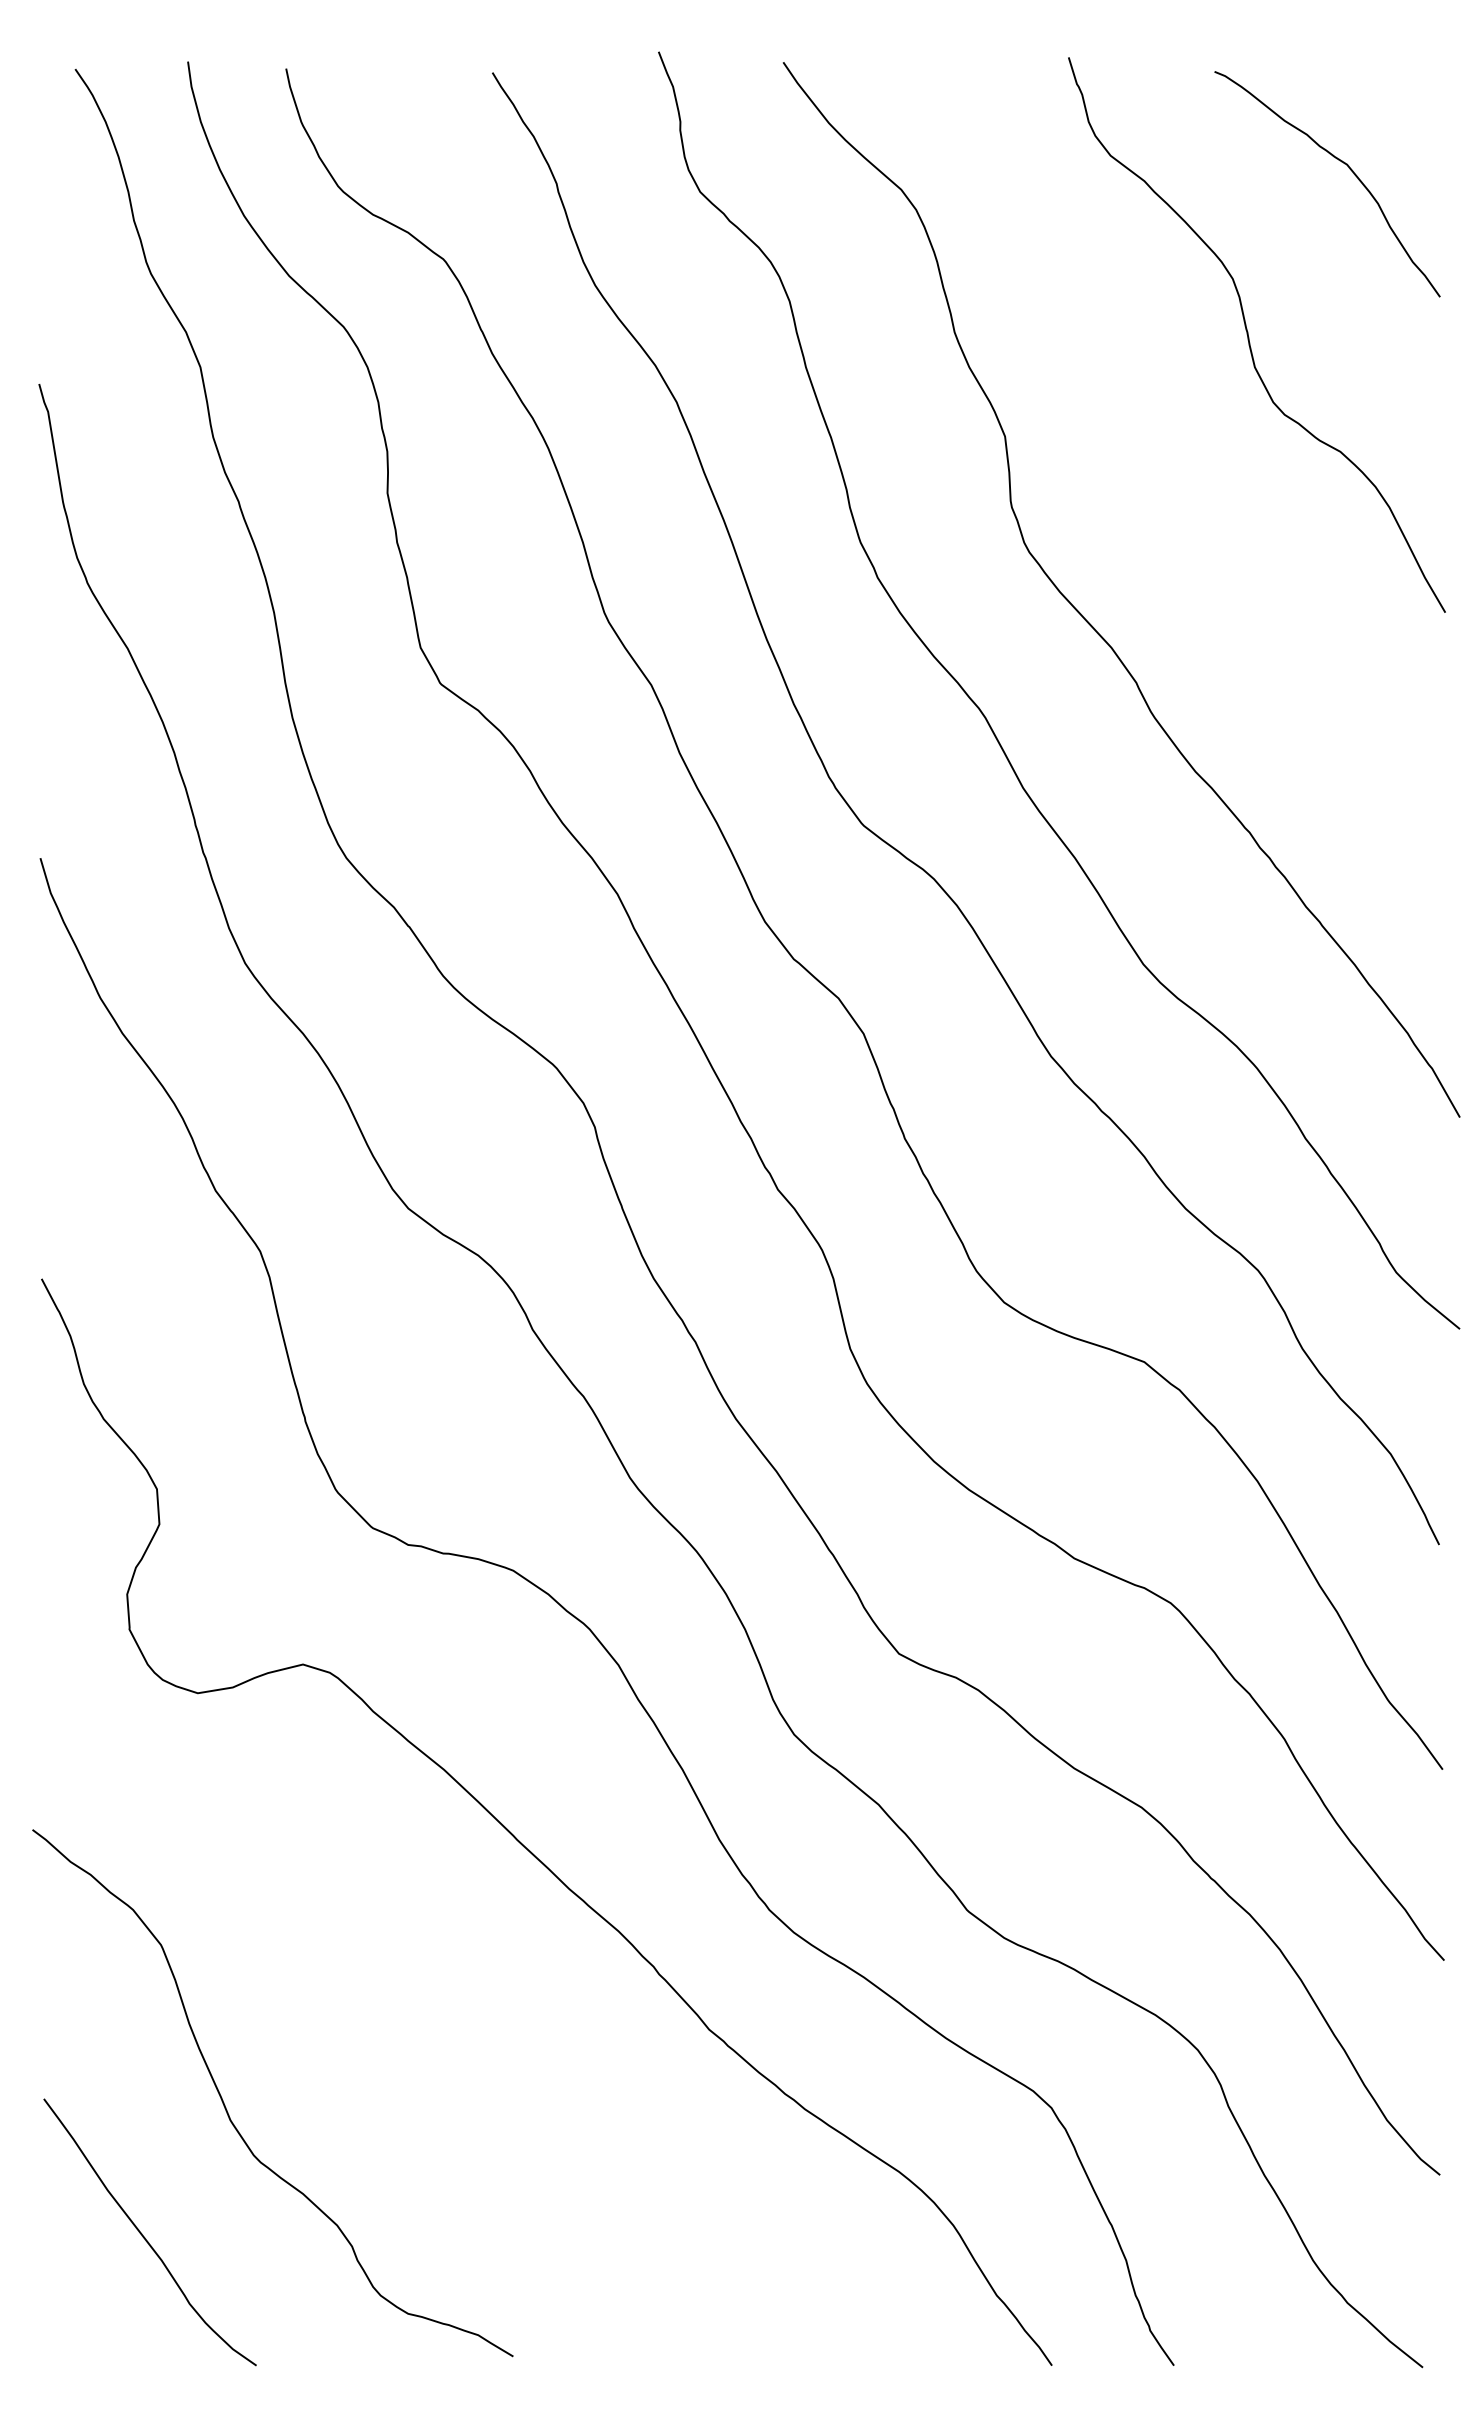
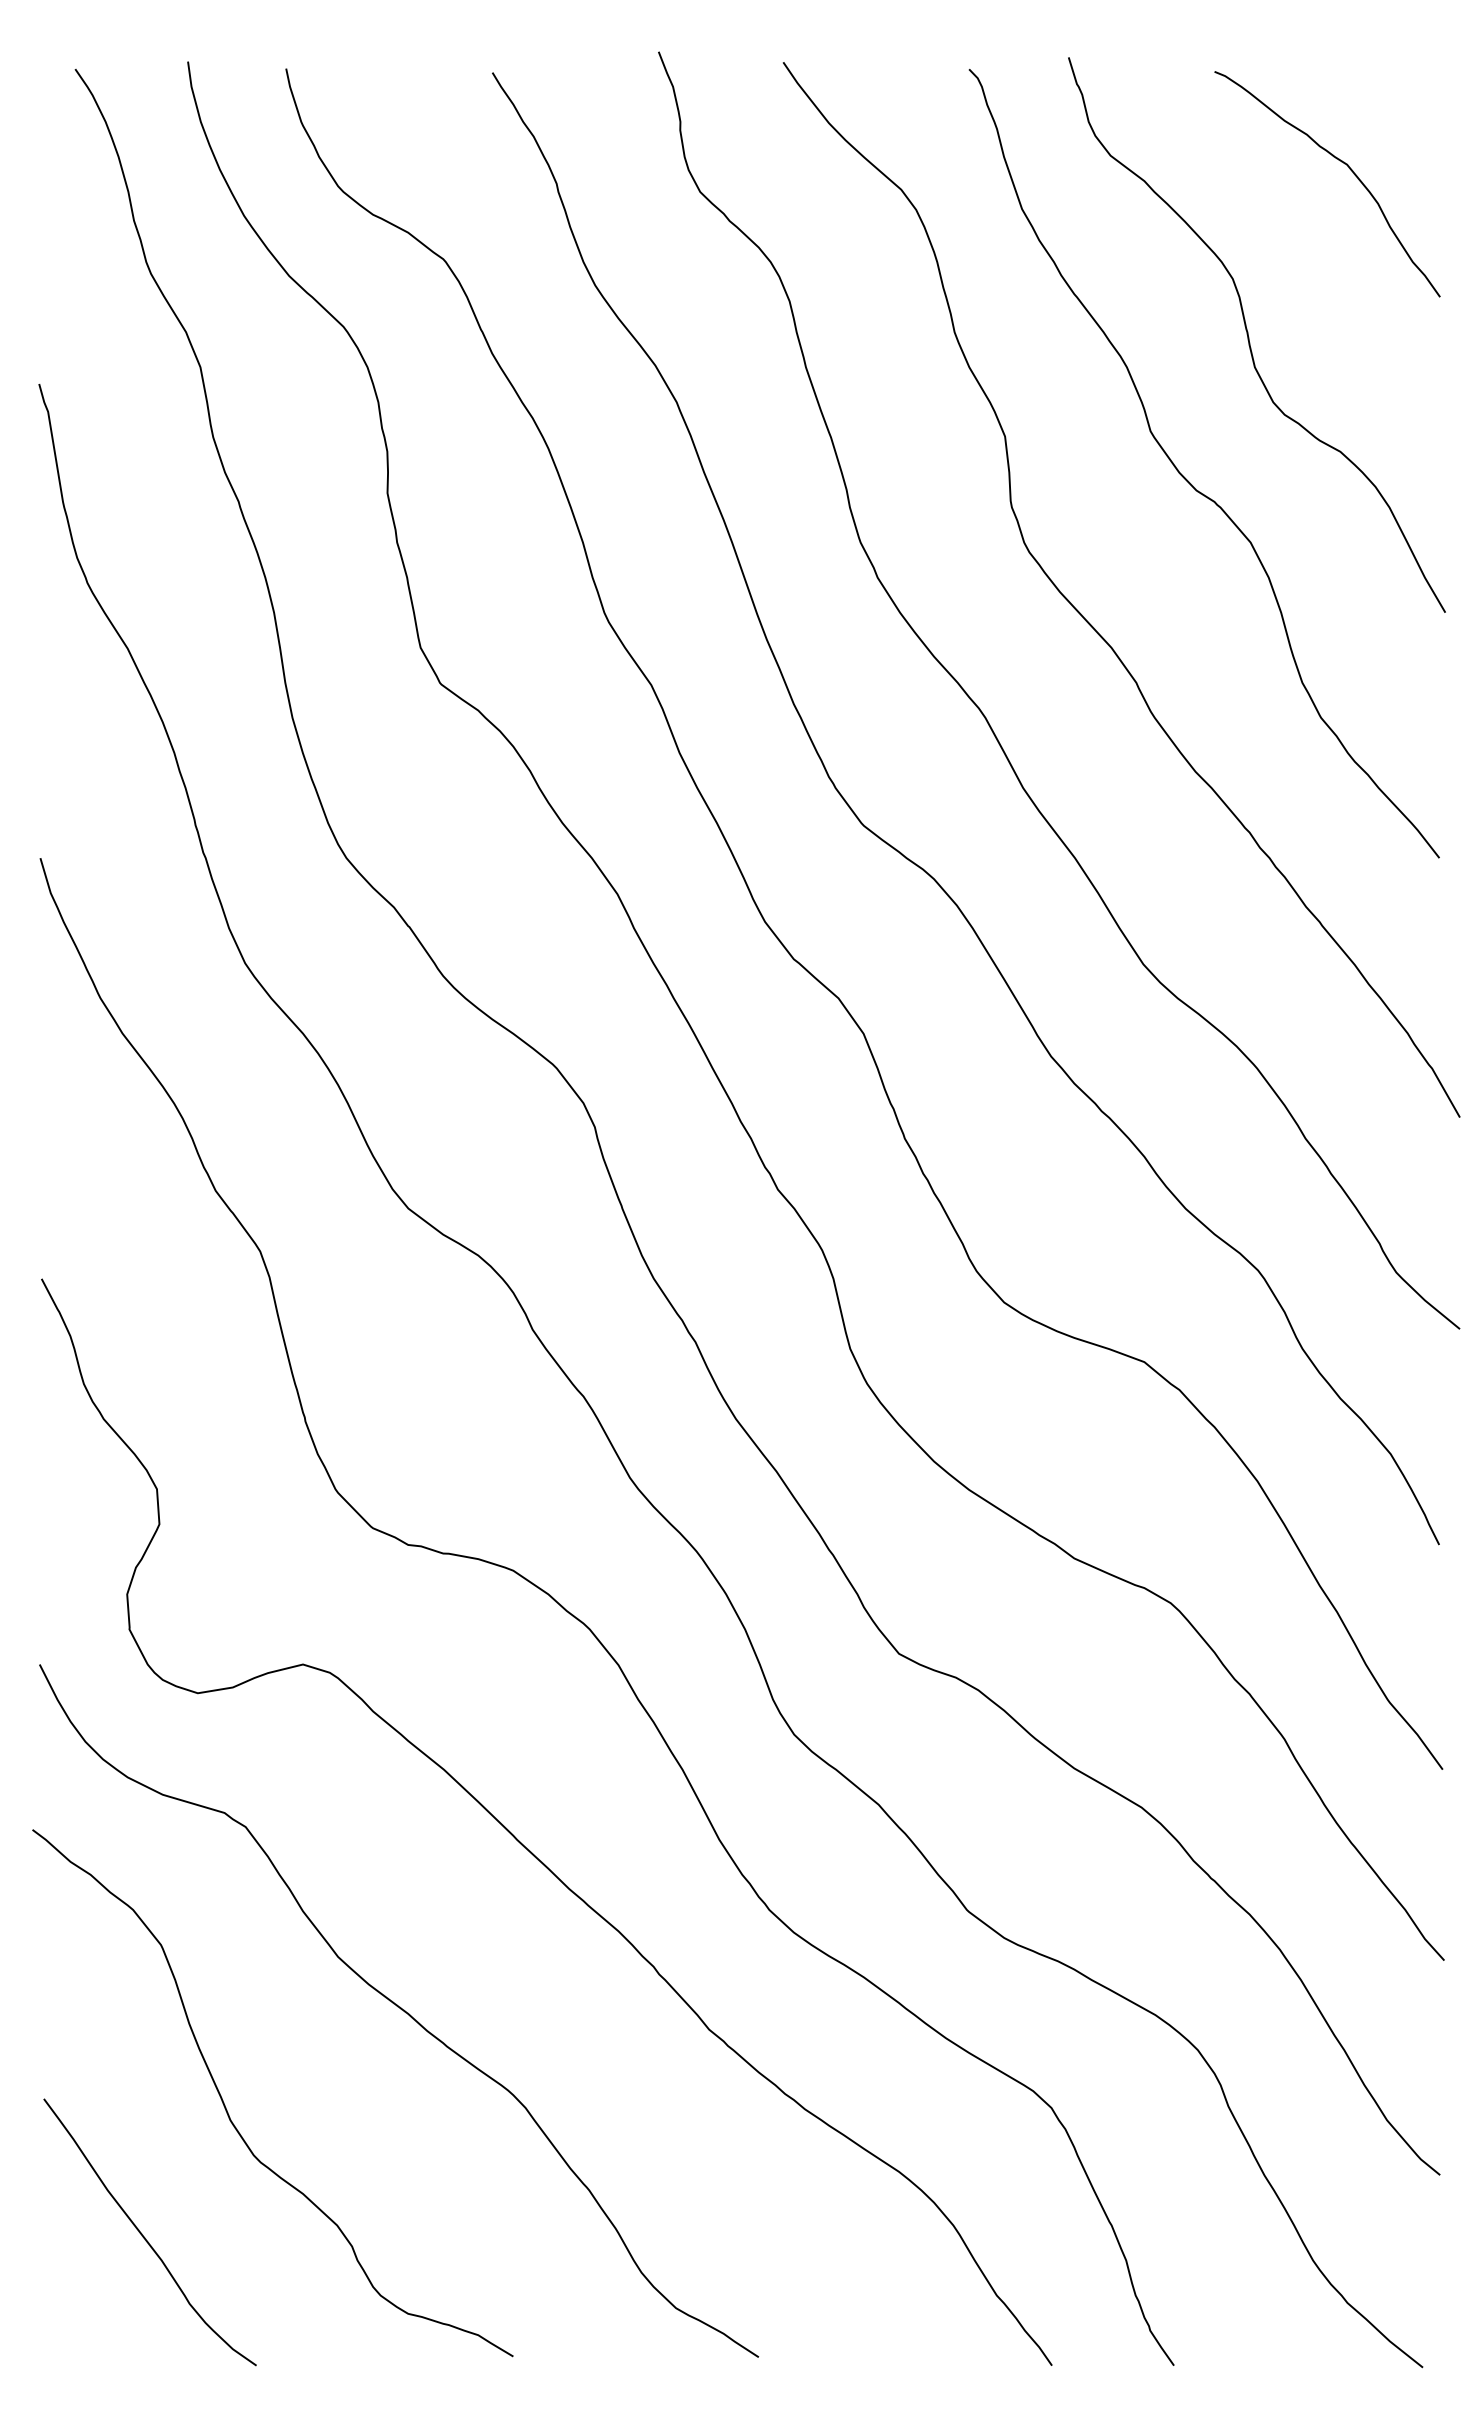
curve: none -> present (1187, 479)
curve: none -> present (400, 2009)
